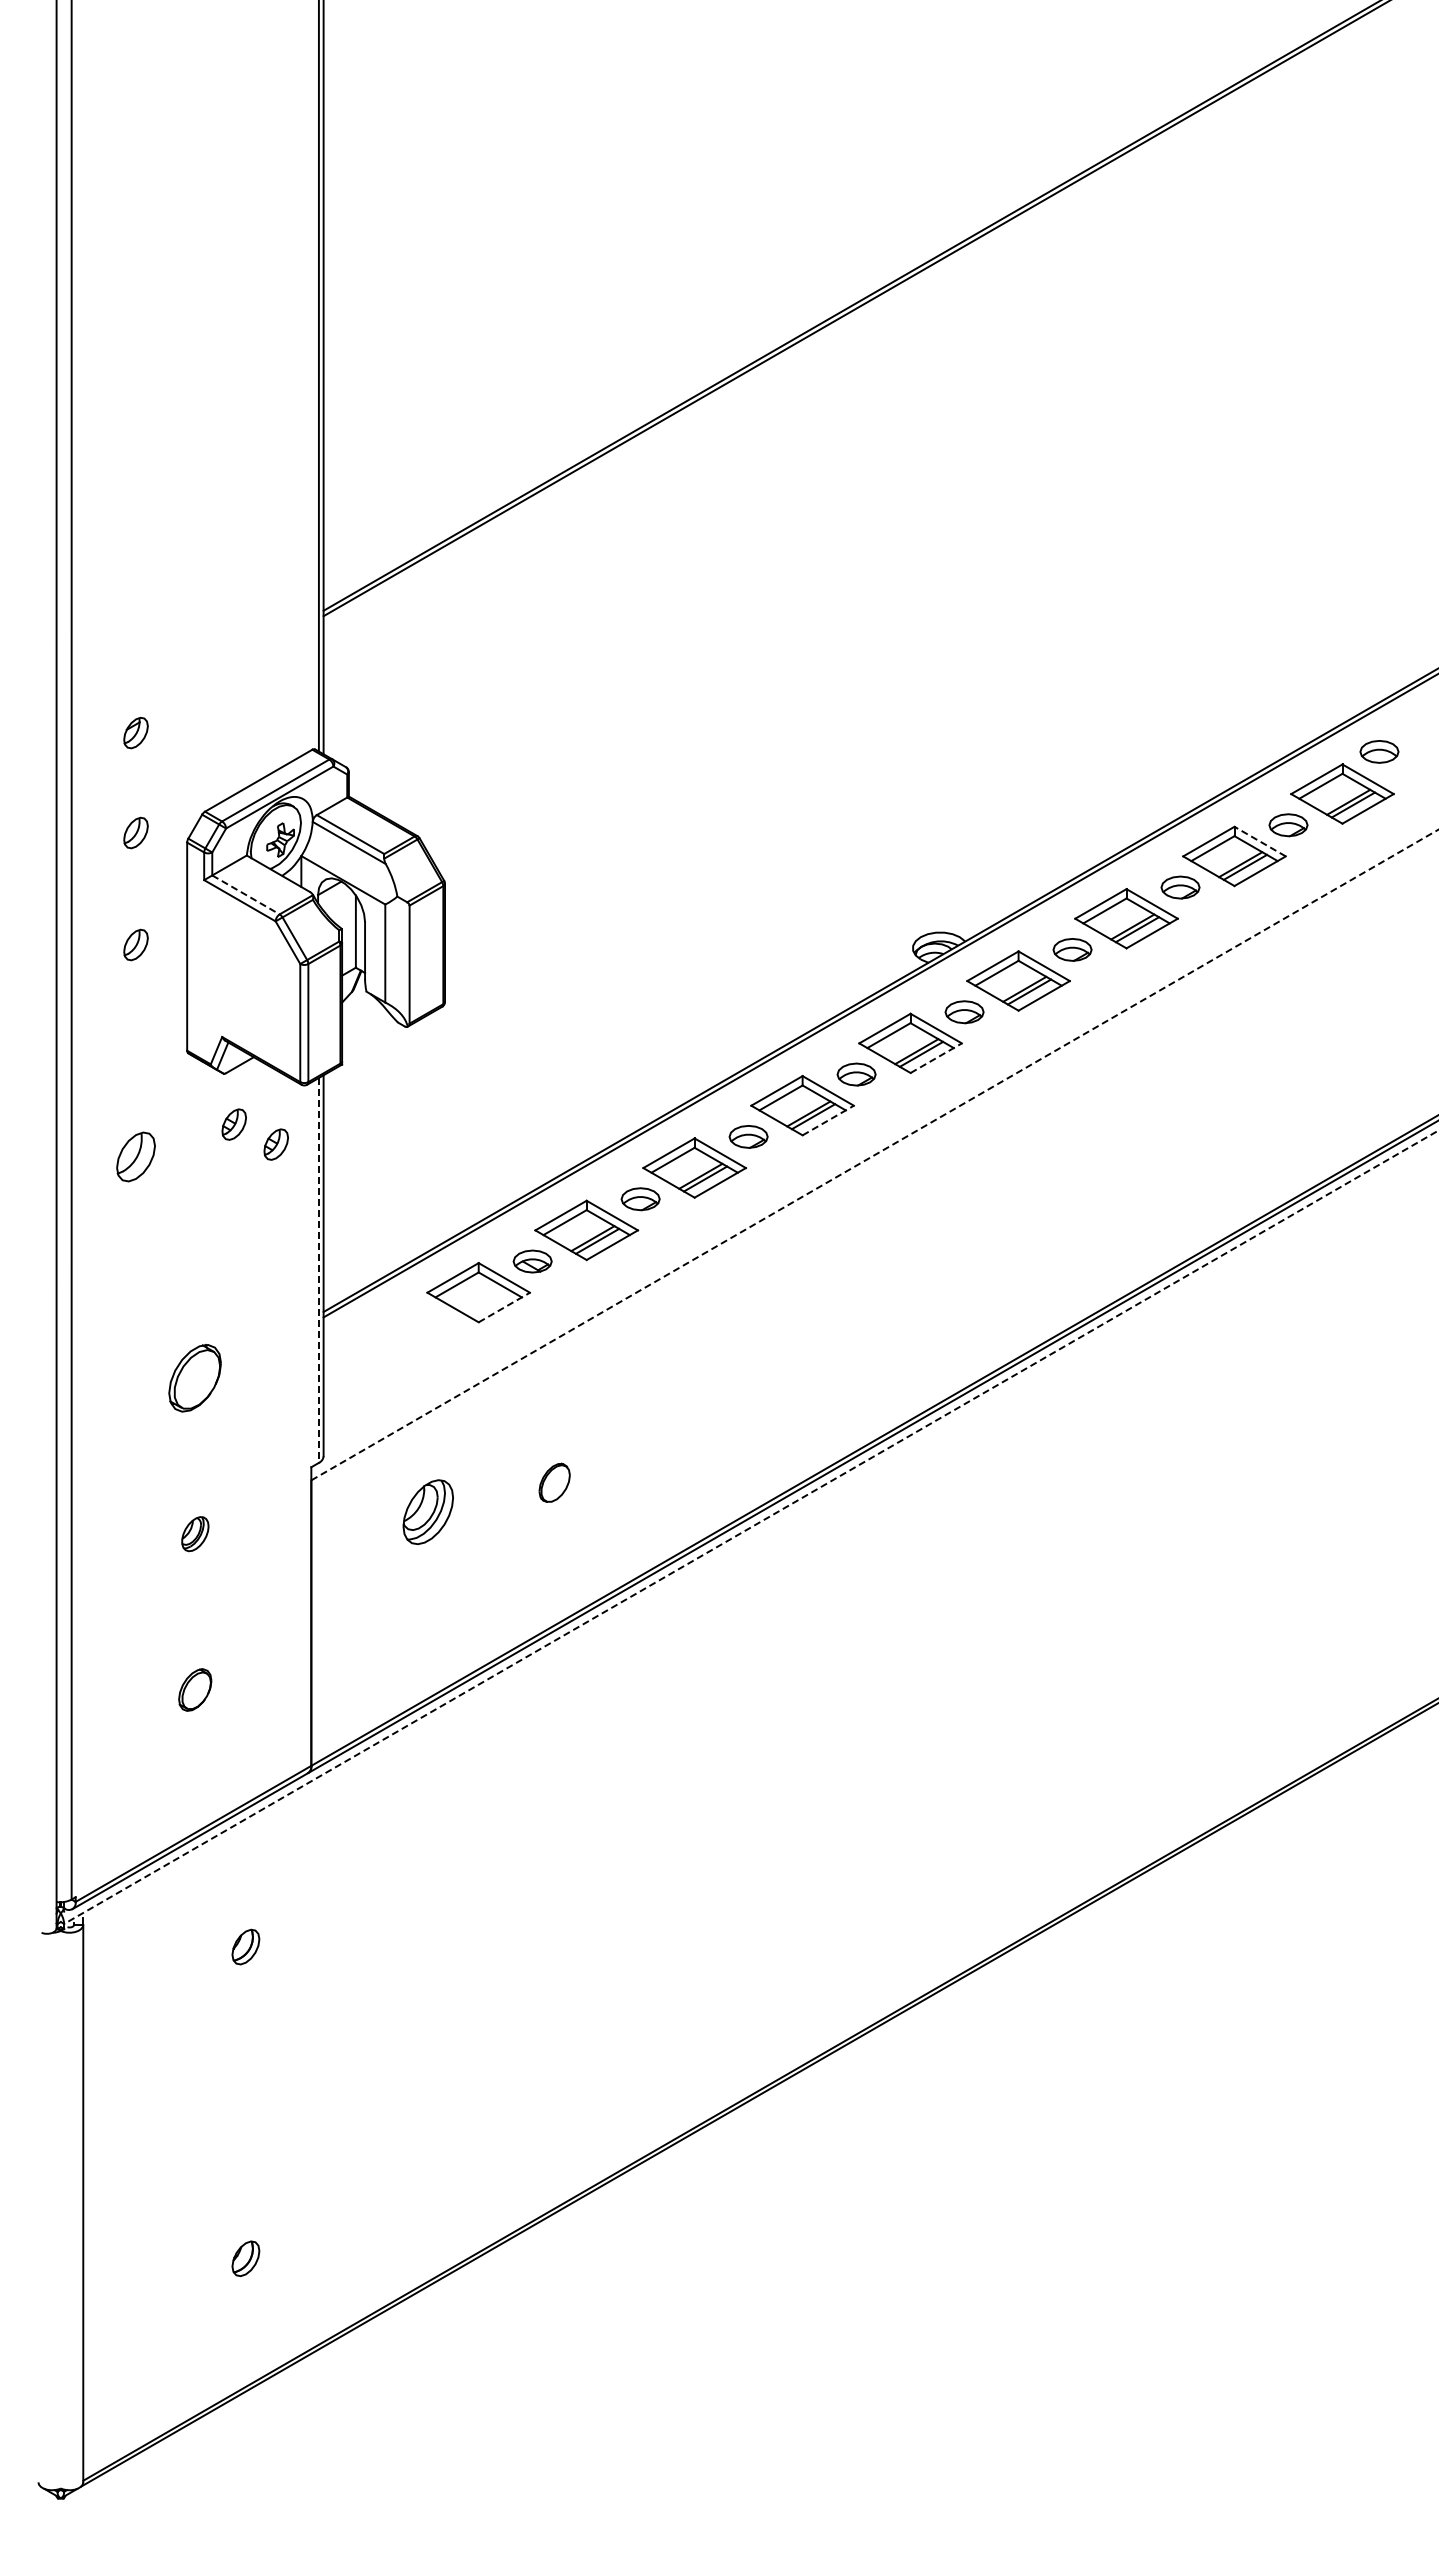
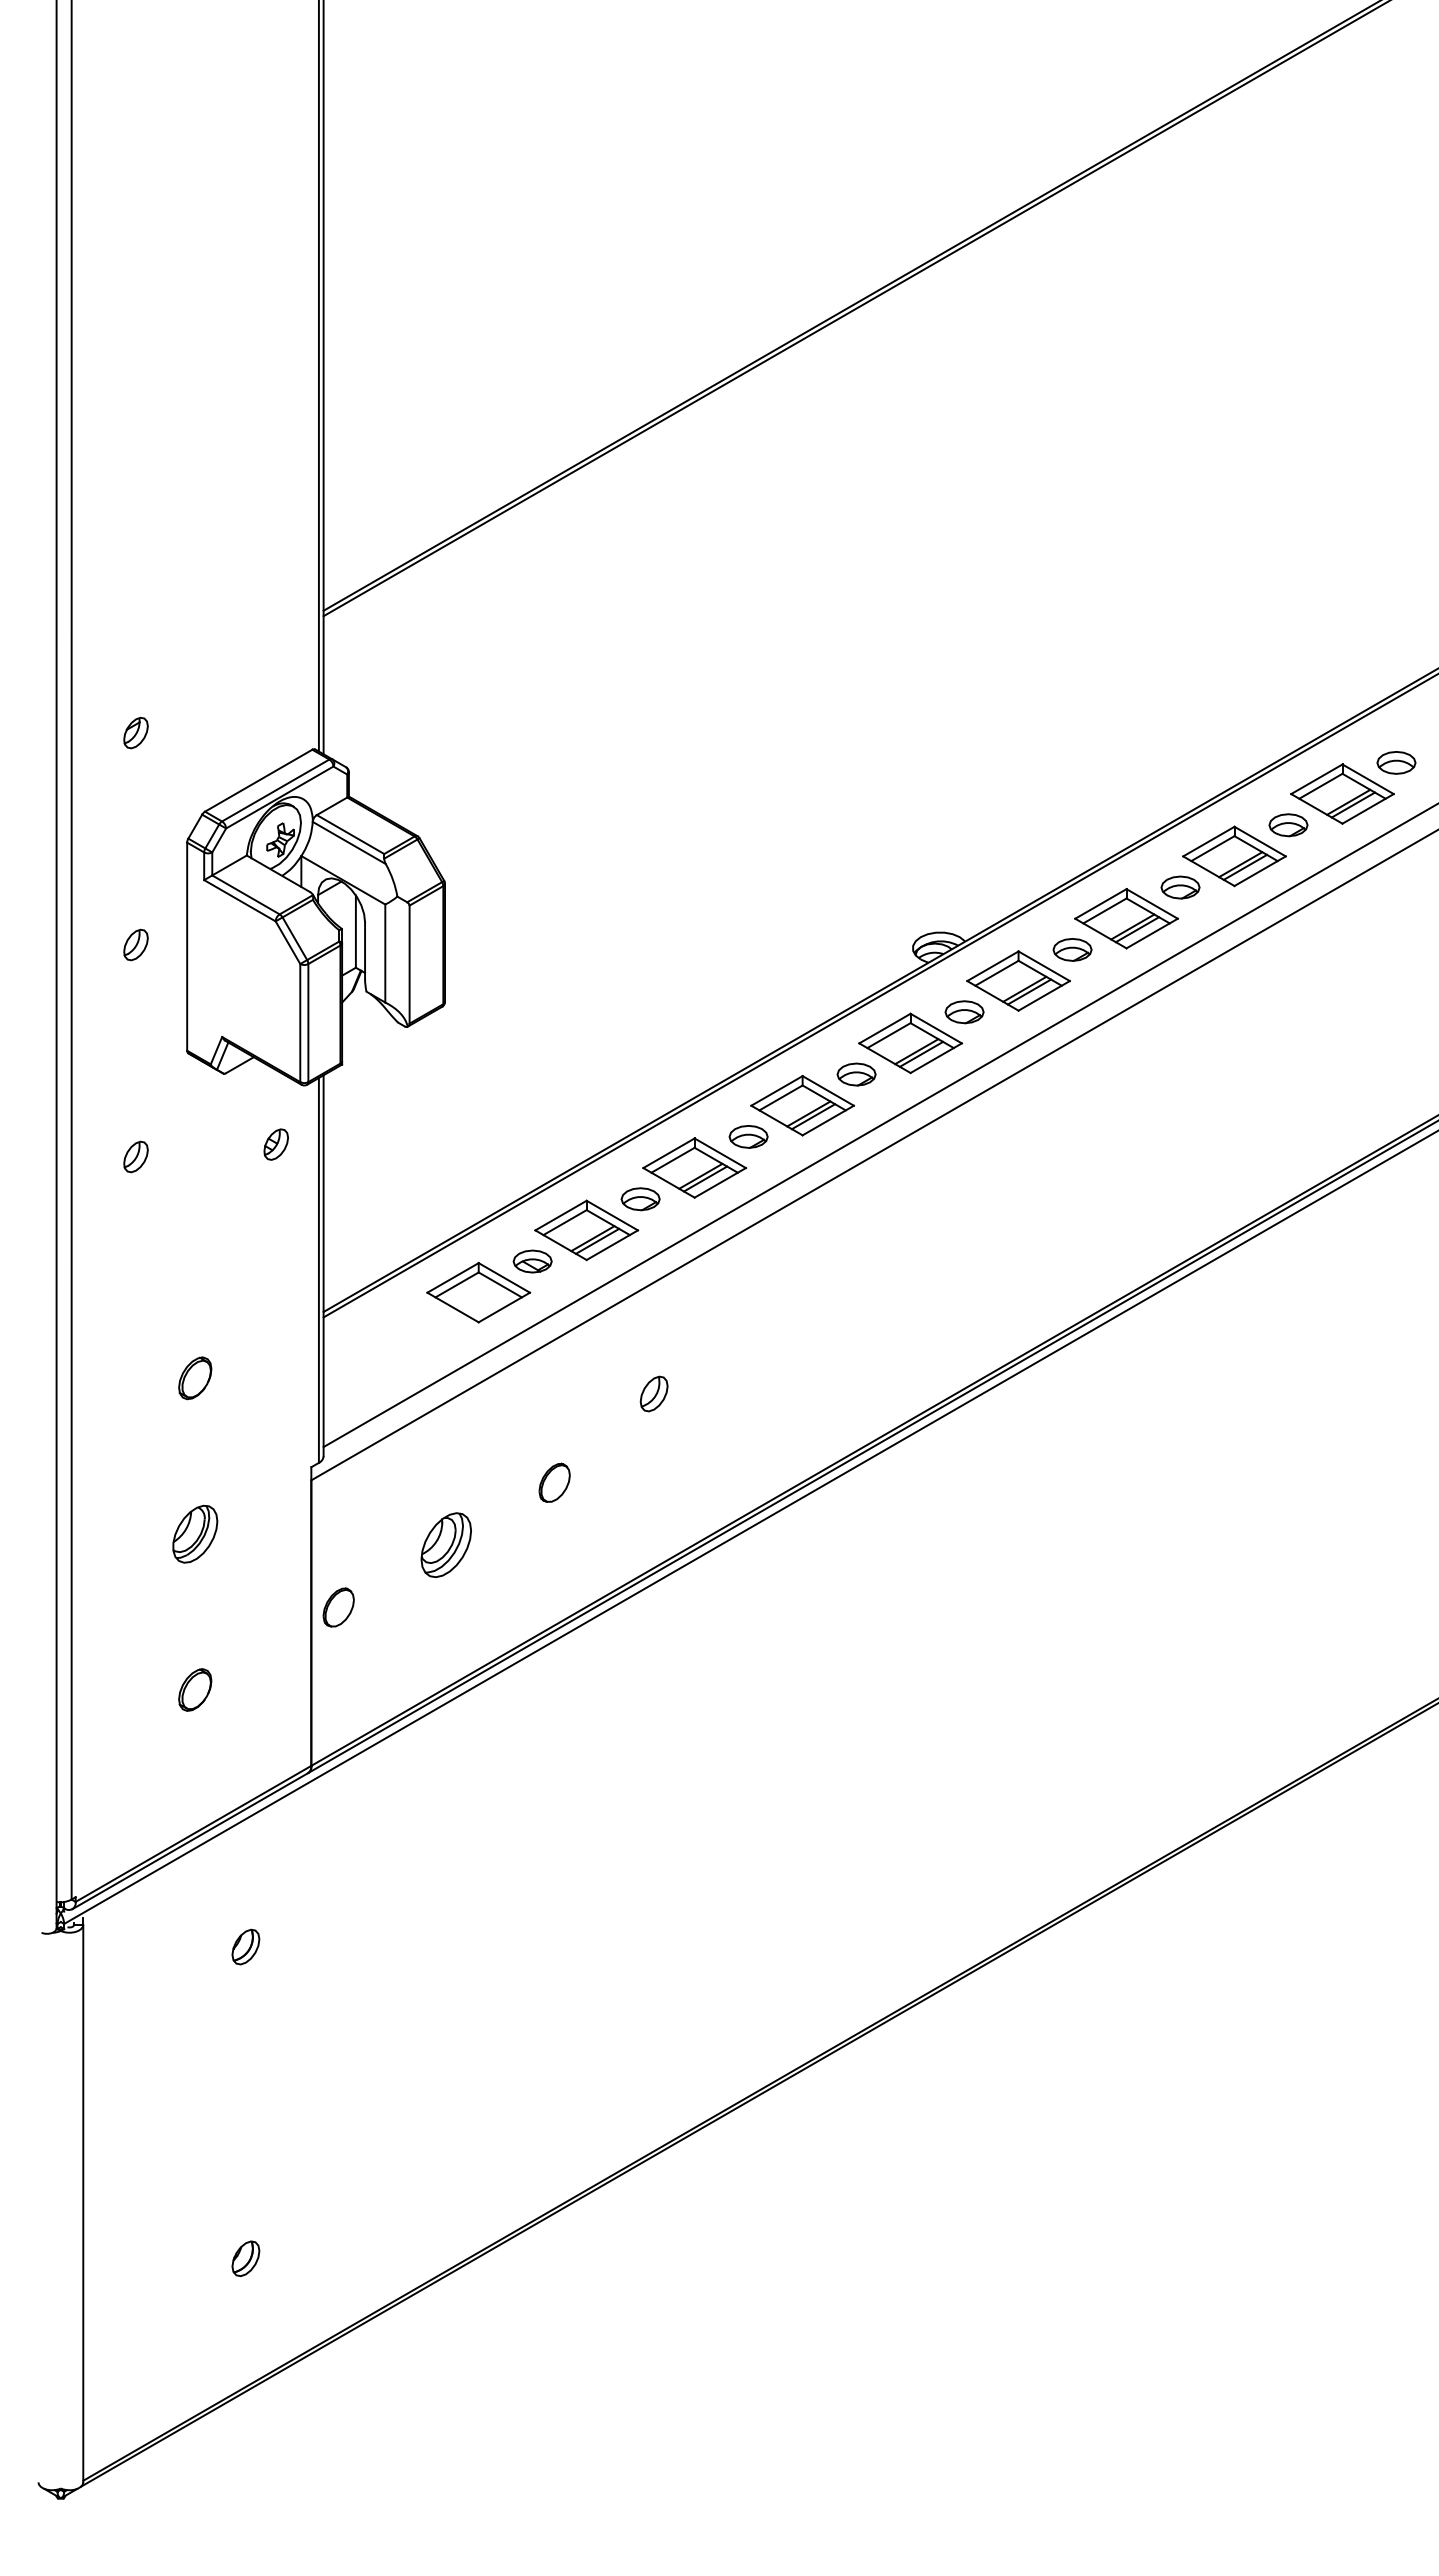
part position: (1379, 751) -> (1396, 762) (1396, 762)
part: present -> none (135, 832)
line: dashed -> solid (1260, 841)
line: dashed -> solid (246, 894)
line: dashed -> solid (936, 1058)
line: dashed -> solid (828, 1120)
part: present -> none (233, 1124)
line: none -> present (879, 1126)
line: dashed -> solid (875, 1154)
part size: 40x52 px -> 26x34 px (135, 1156)
line: dashed -> solid (318, 1270)
line: dashed -> solid (504, 1307)
part size: 54x69 px -> 35x45 px (195, 1378)
part: none -> present (653, 1393)
part position: (427, 1512) -> (445, 1545) (445, 1545)
line: dashed -> solid (750, 1527)
part size: 29x37 px -> 47x60 px (195, 1533)
part: none -> present (338, 1607)
